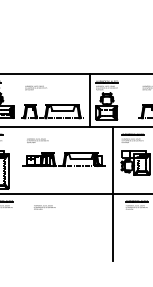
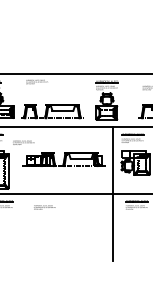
text position: (35, 88) -> (36, 82) (36, 82)
line: present -> none (90, 100)
text position: (37, 140) -> (23, 142) (23, 142)
